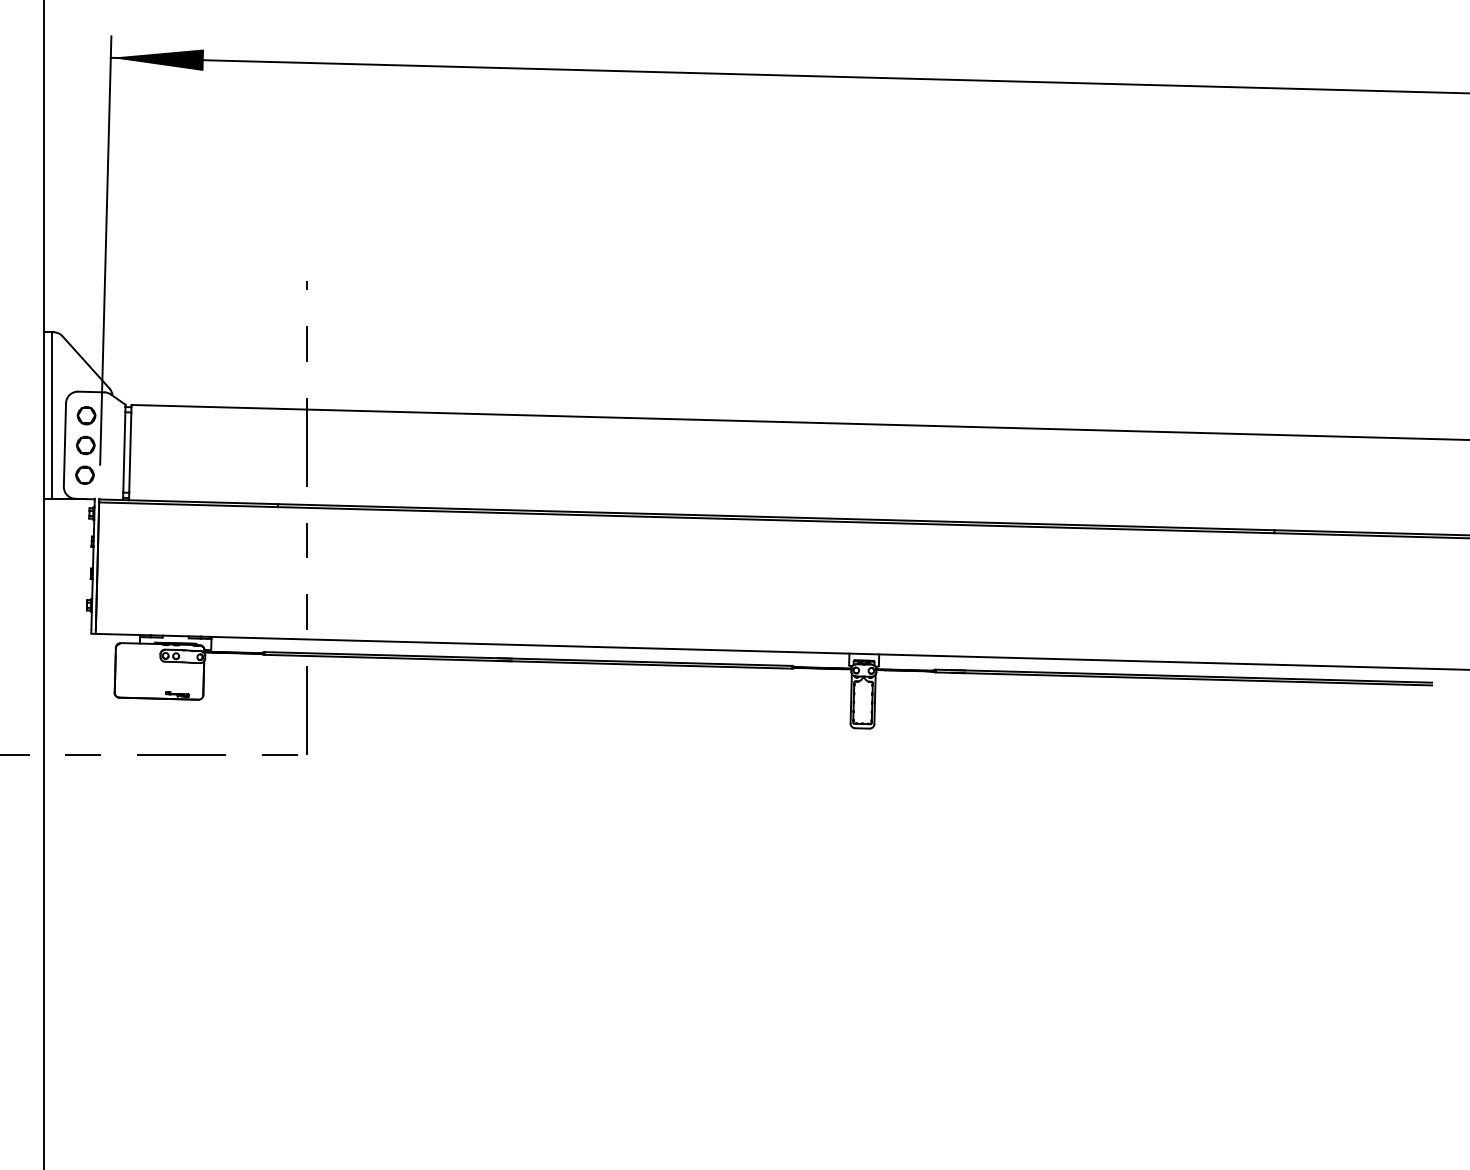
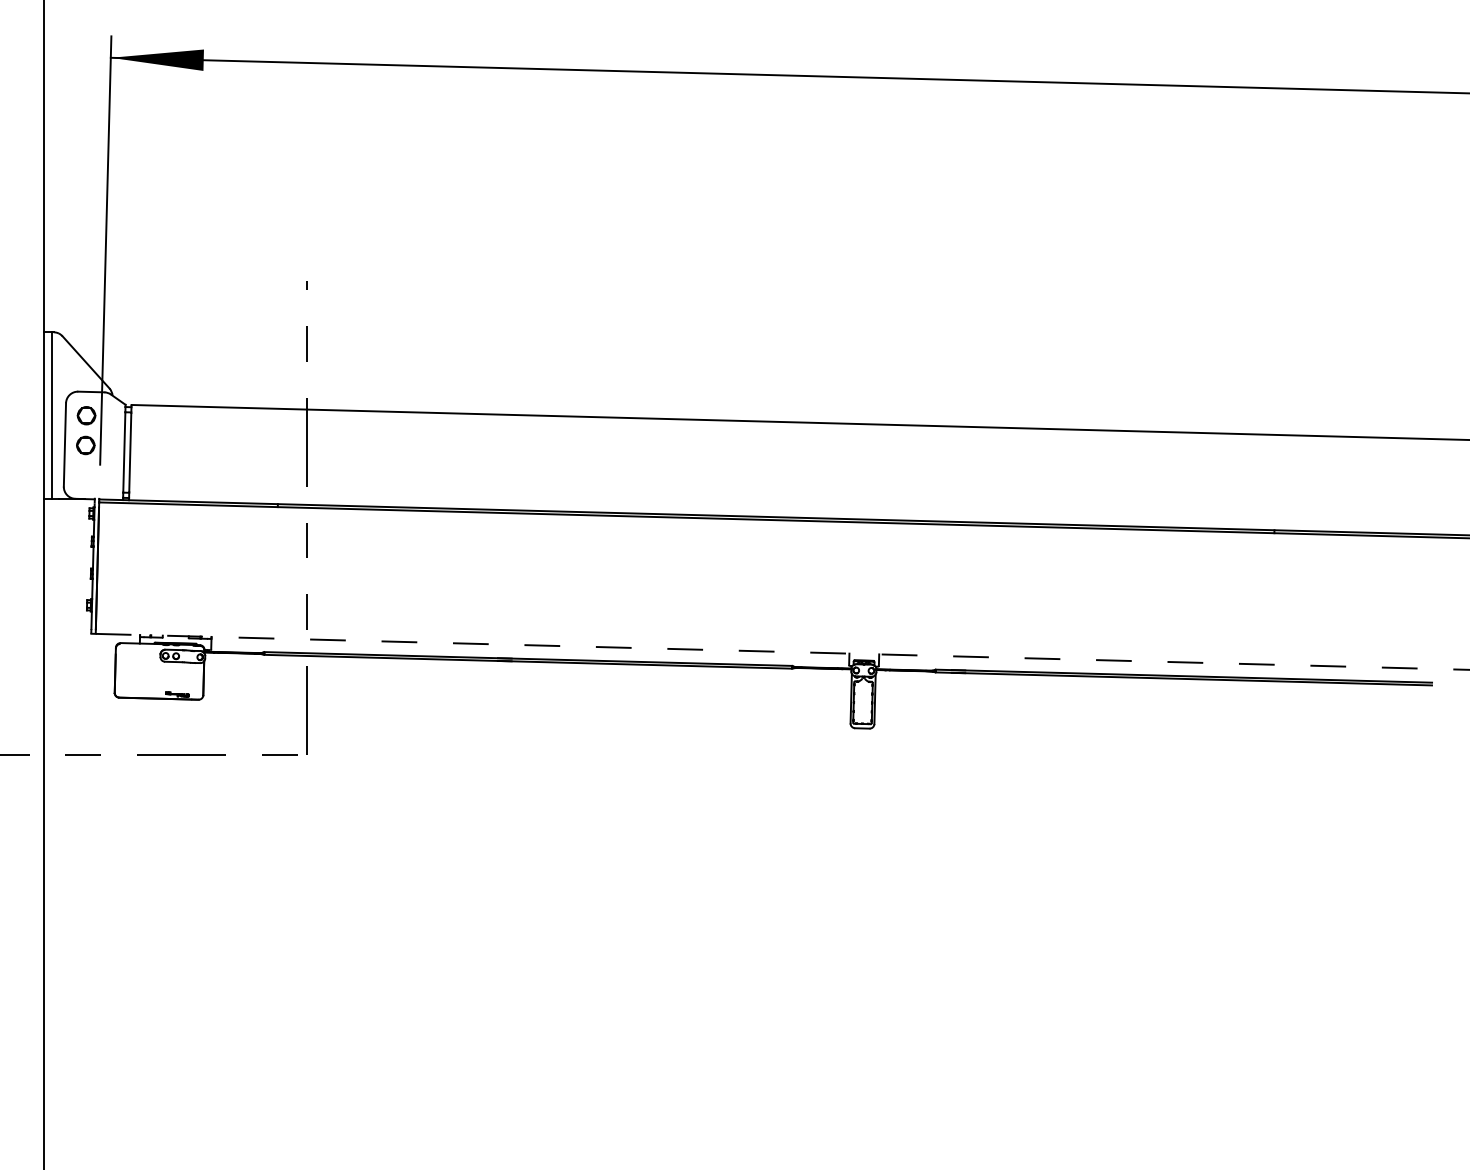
circle: present -> none (84, 474)
line: solid -> dashed (782, 651)
